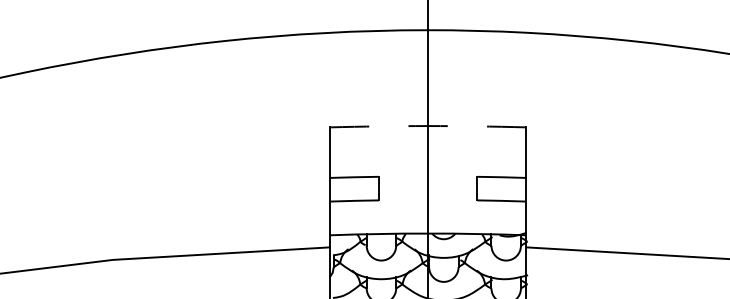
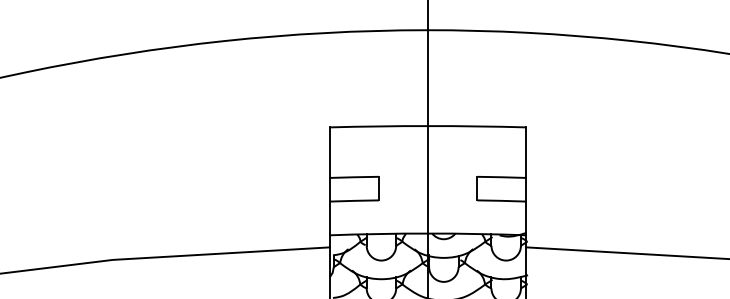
arc: dashed -> solid (428, 126)
